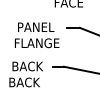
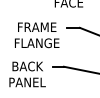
text: PANEL -> FRAME (37, 26)
text: BACK -> PANEL (27, 82)
